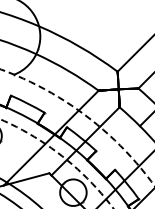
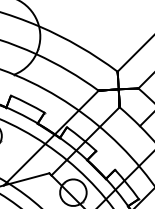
arc: dashed -> solid (85, 115)
arc: dashed -> solid (62, 156)
